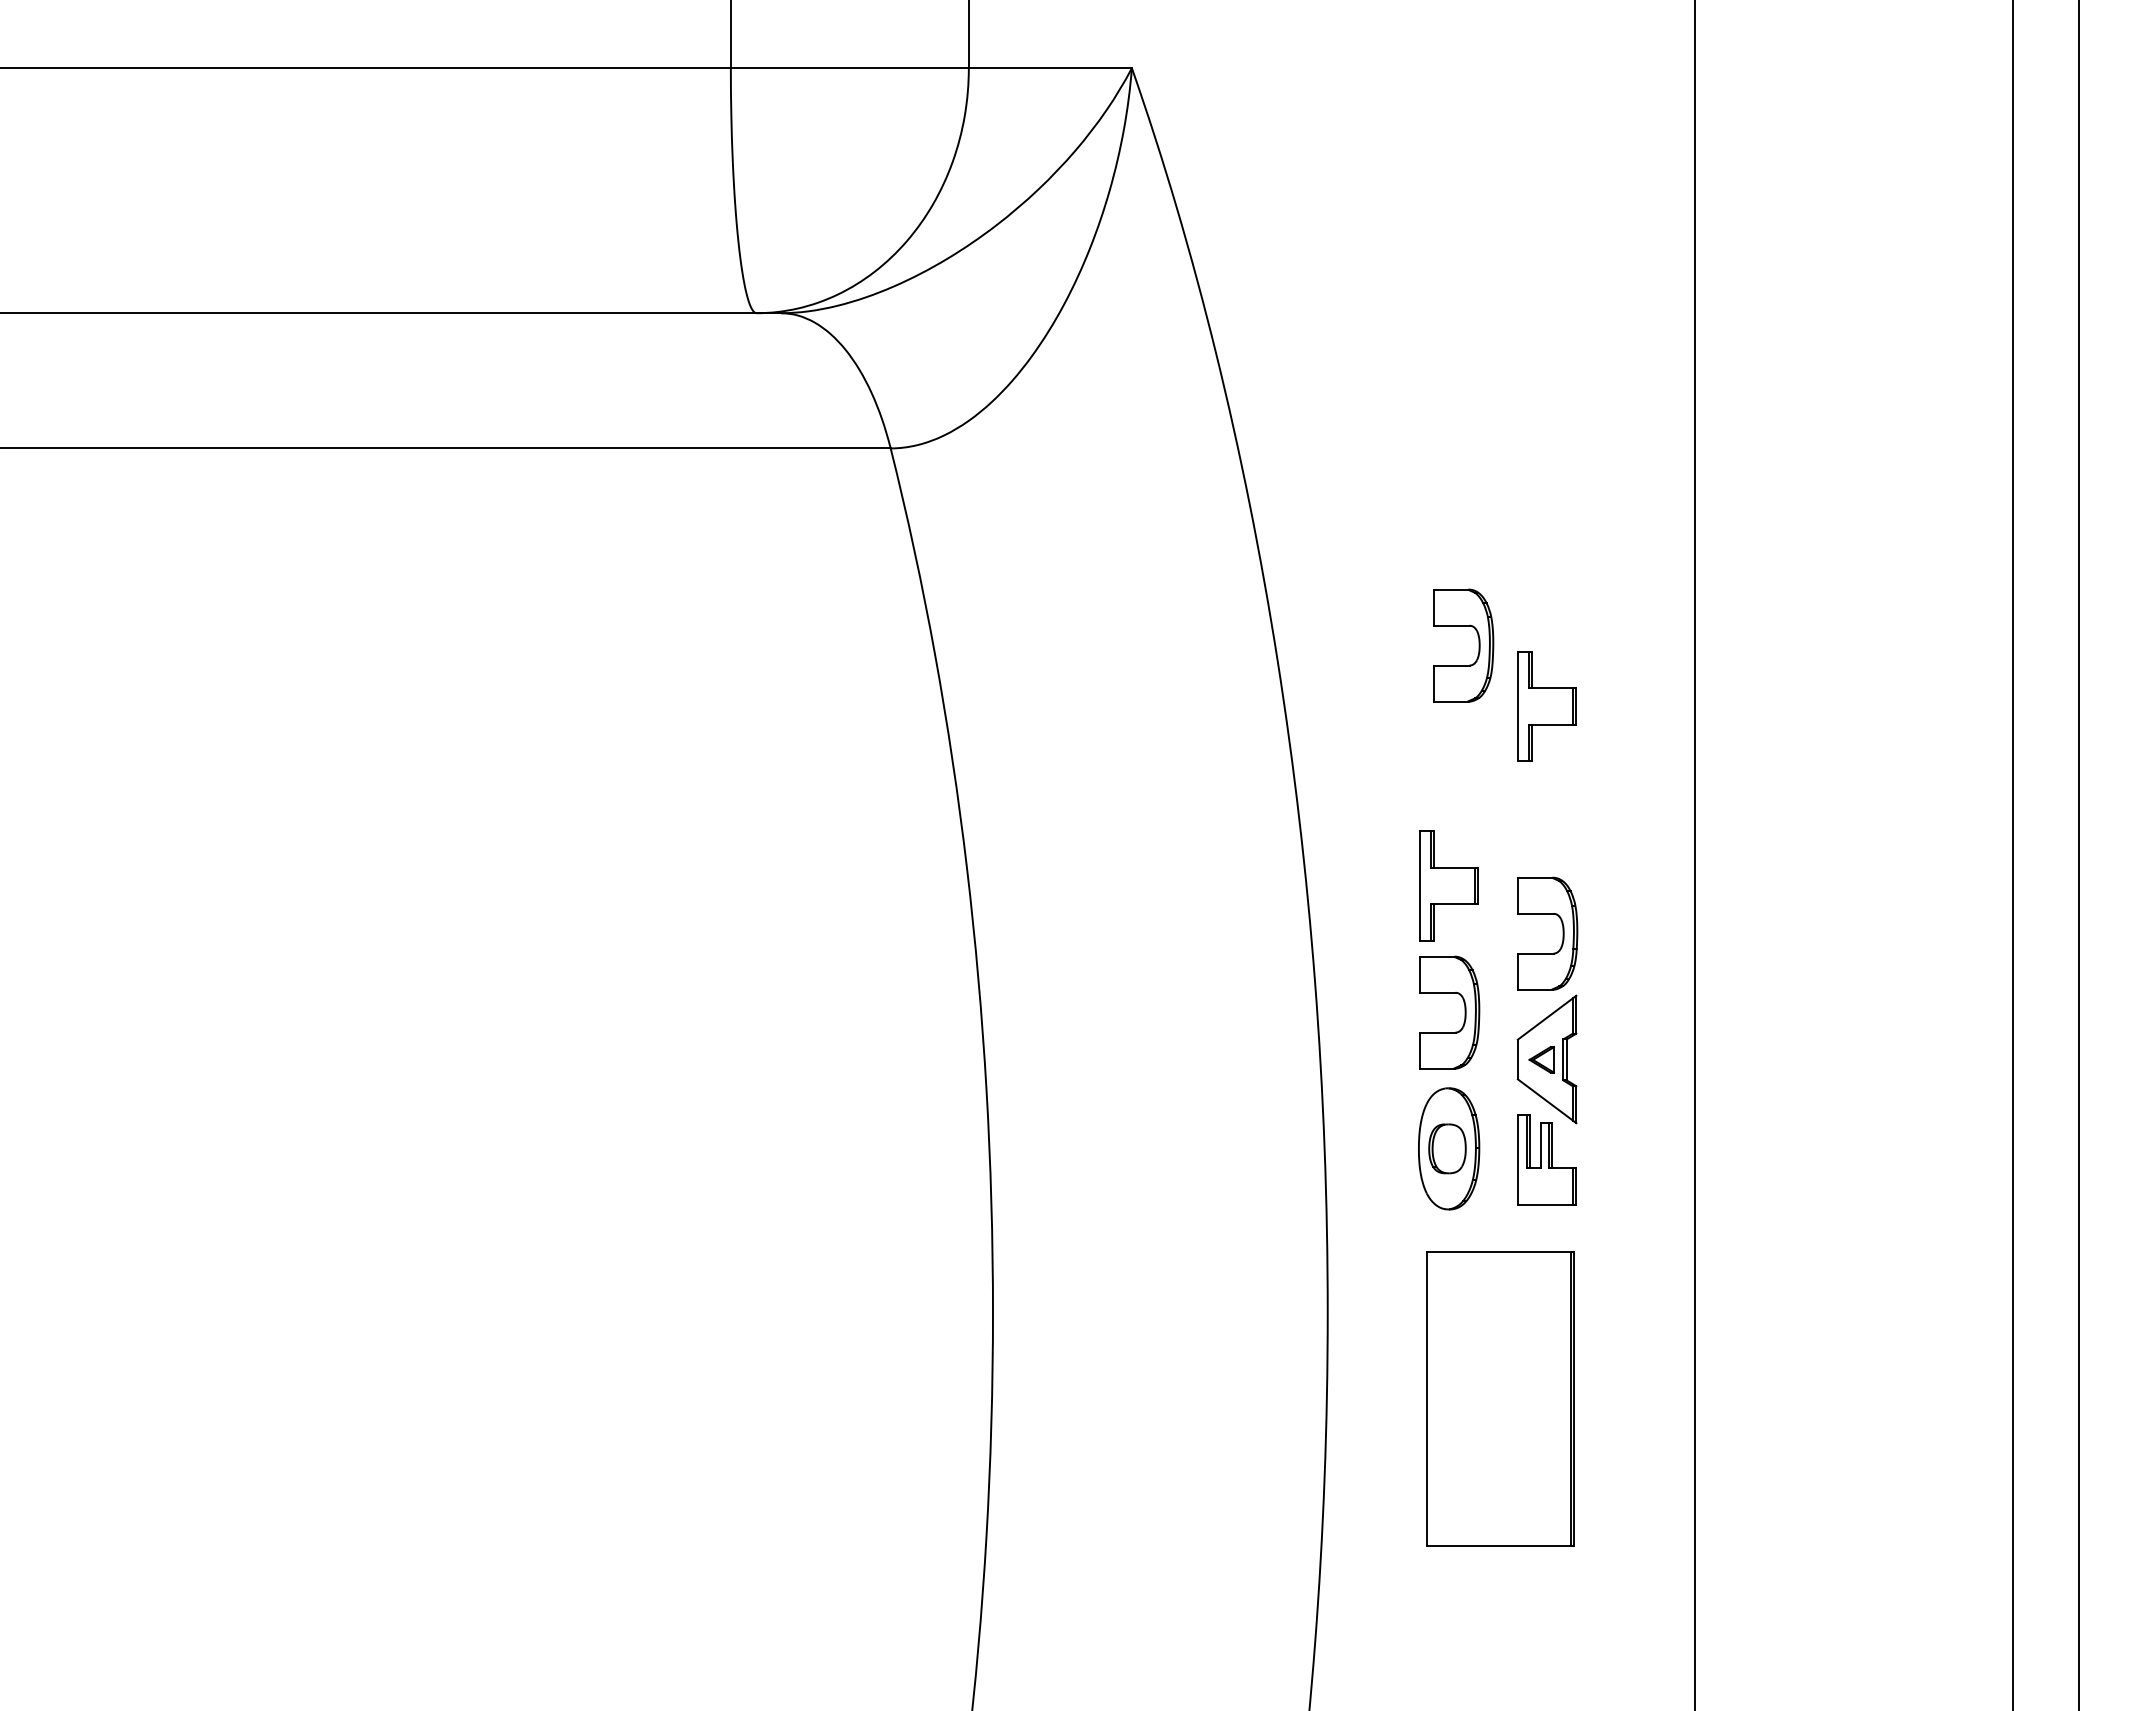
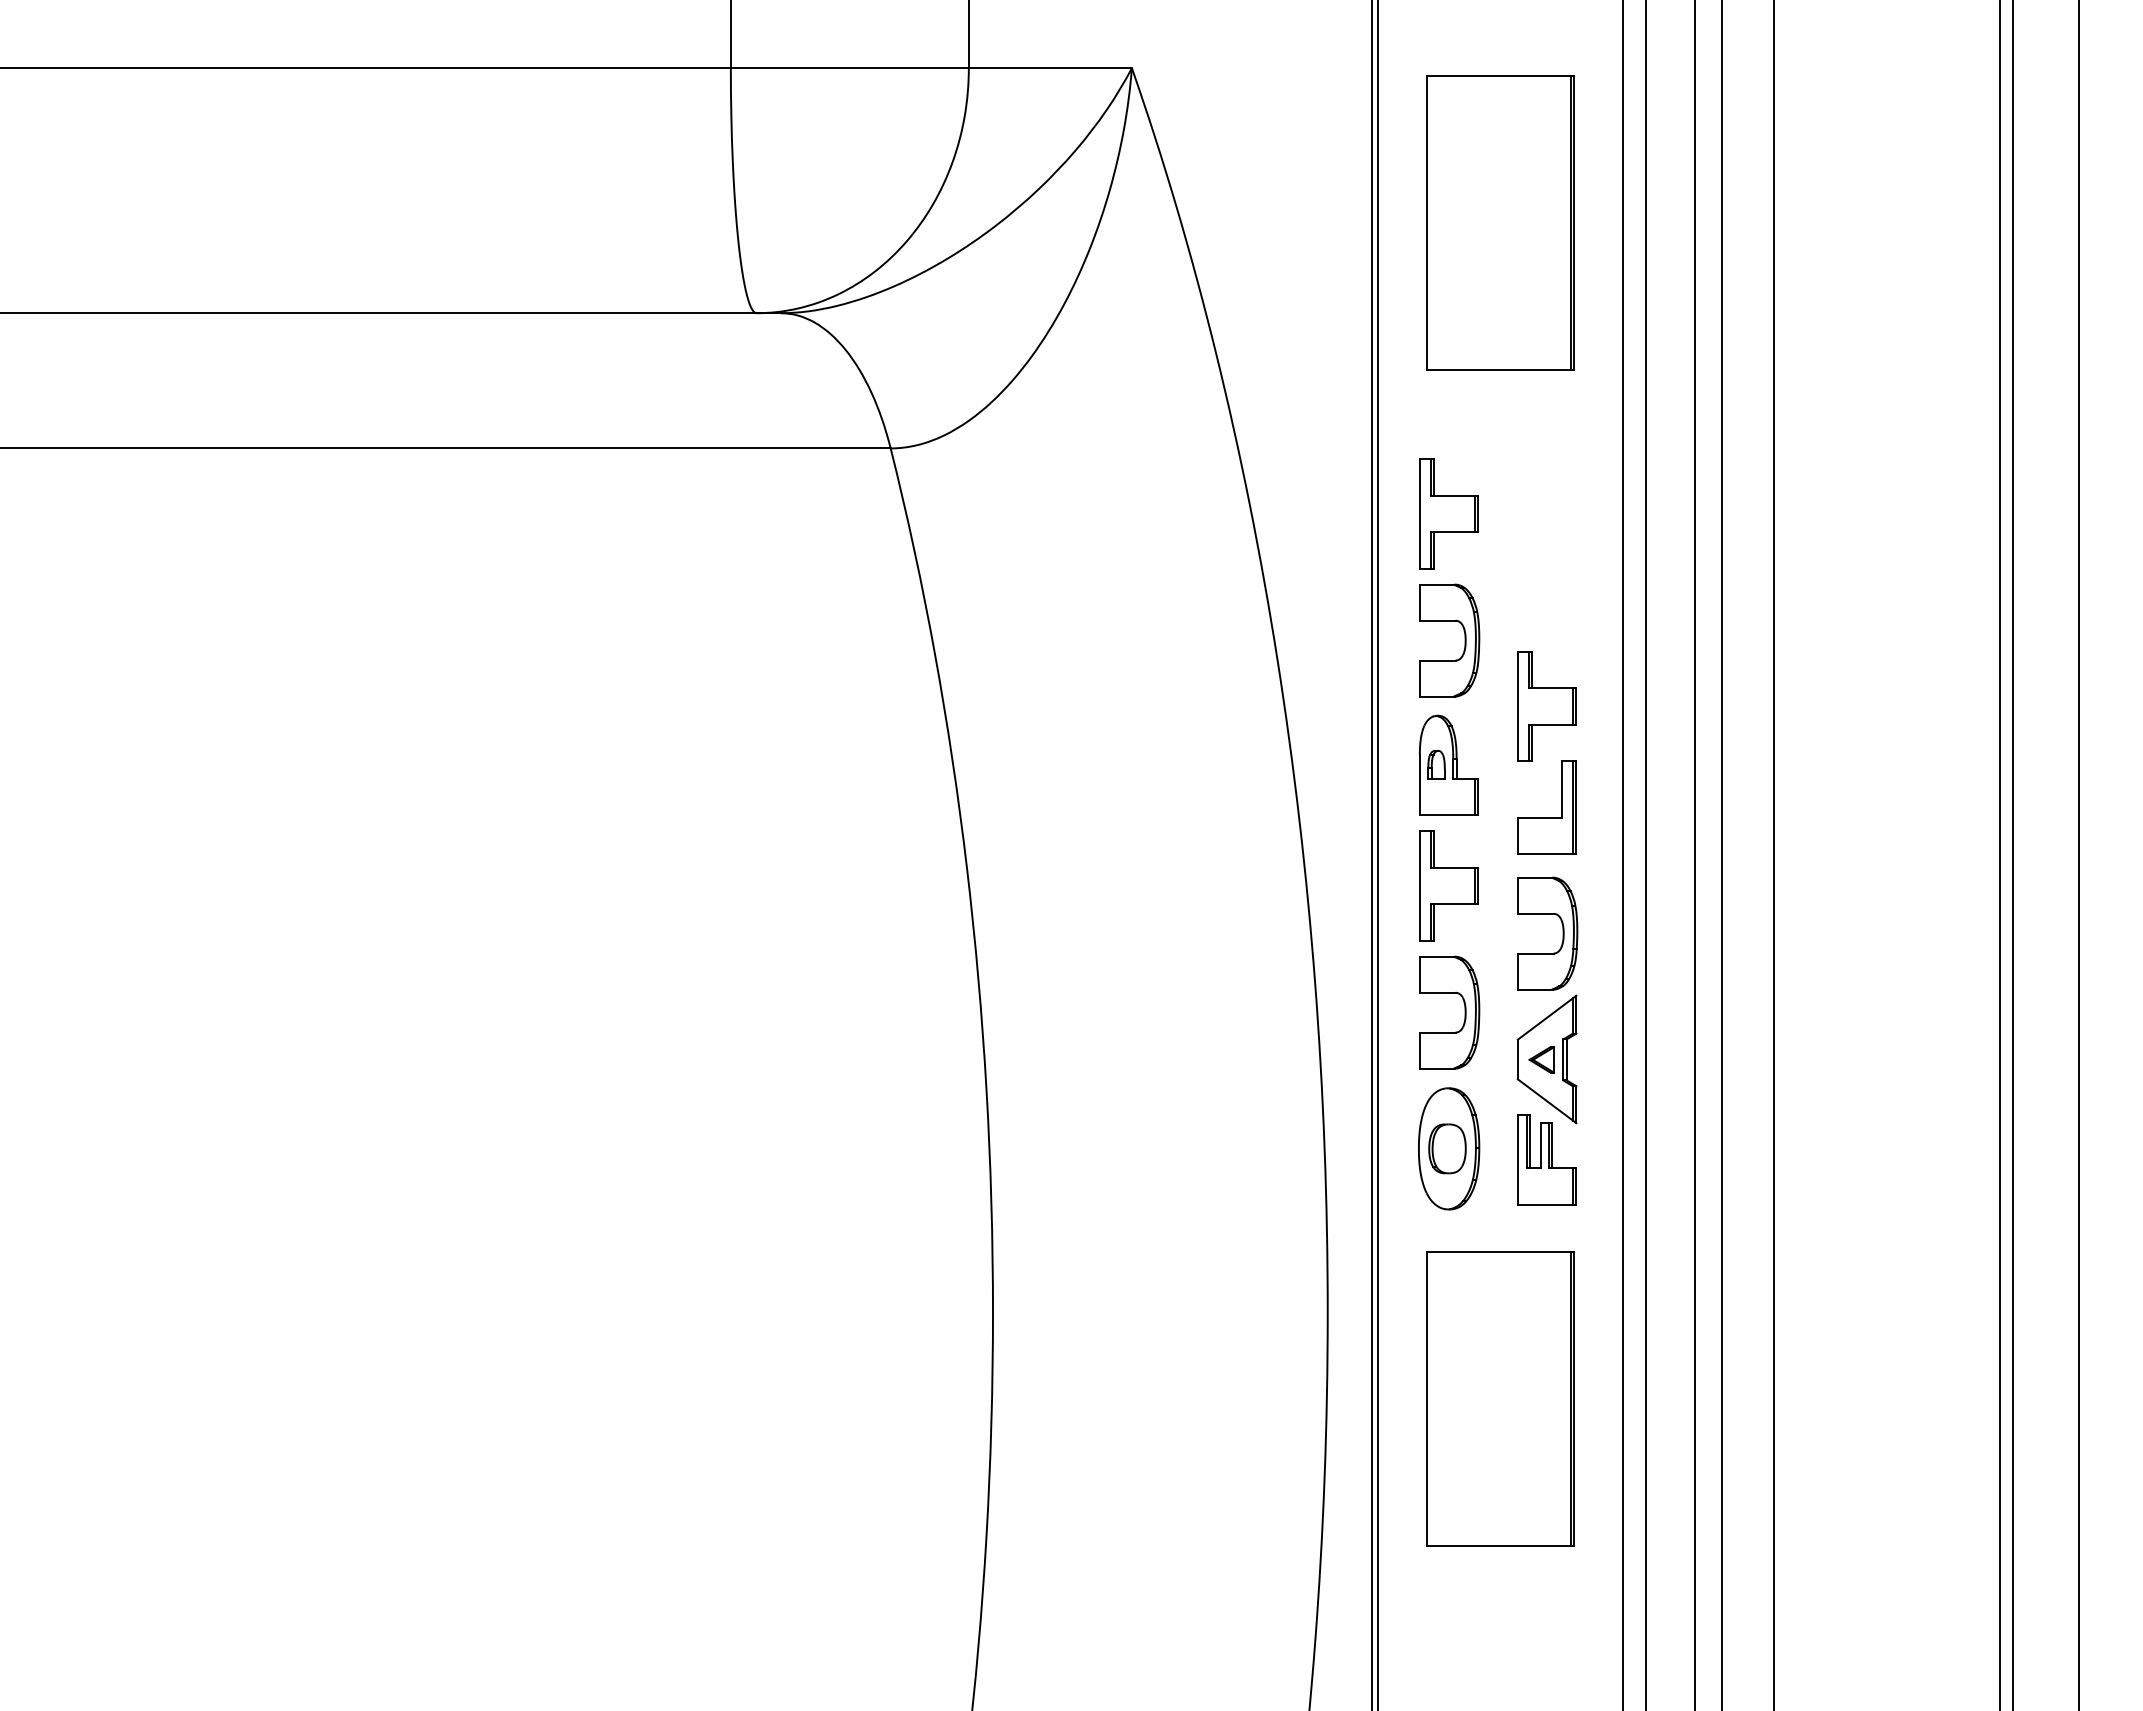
part: none -> present (1500, 222)
part: none -> present (1448, 513)
part position: (1478, 645) -> (1464, 640) (1464, 640)
part: none -> present (1448, 764)
part: none -> present (1546, 817)
line: none -> present (1371, 854)
line: none -> present (1378, 854)
line: none -> present (1623, 854)
line: none -> present (1646, 854)
line: none -> present (1721, 854)
line: none -> present (1773, 854)
line: none -> present (1999, 854)
